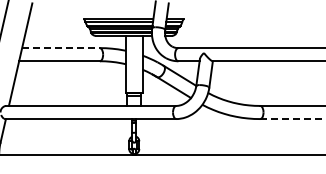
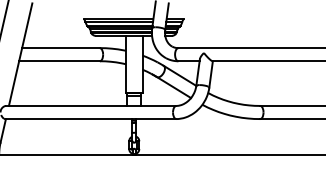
line: dashed -> solid (61, 48)
line: dashed -> solid (292, 119)
